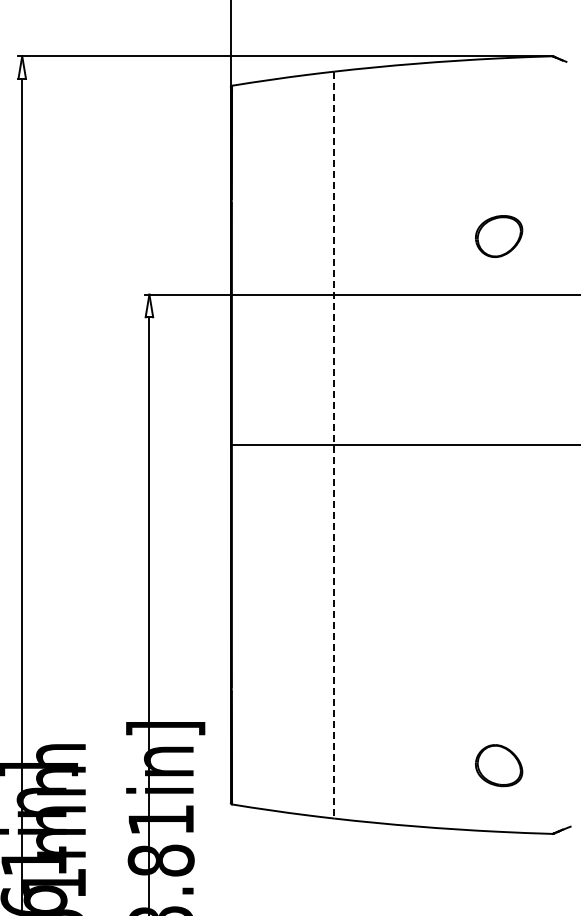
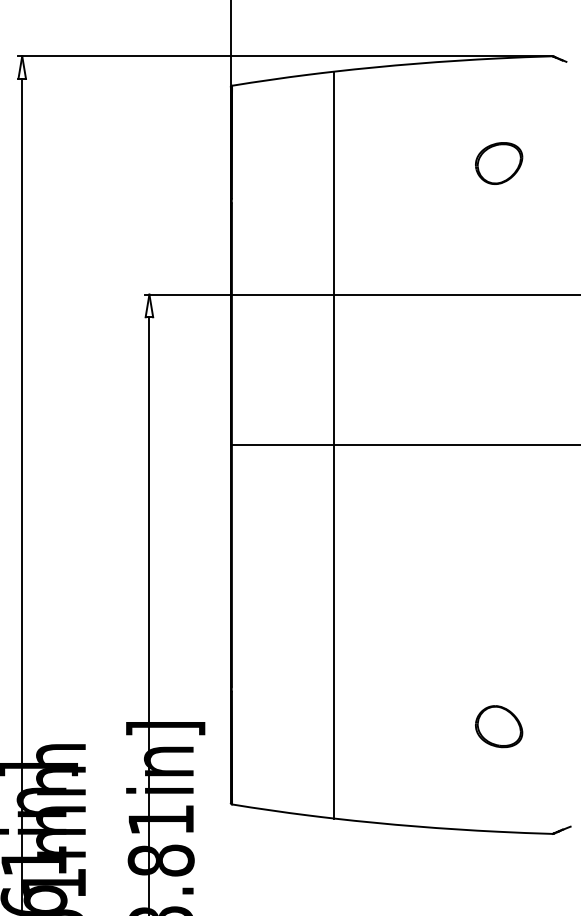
part position: (499, 236) -> (499, 163) (499, 163)
line: dashed -> solid (334, 445)
part position: (499, 765) -> (499, 726) (499, 726)
